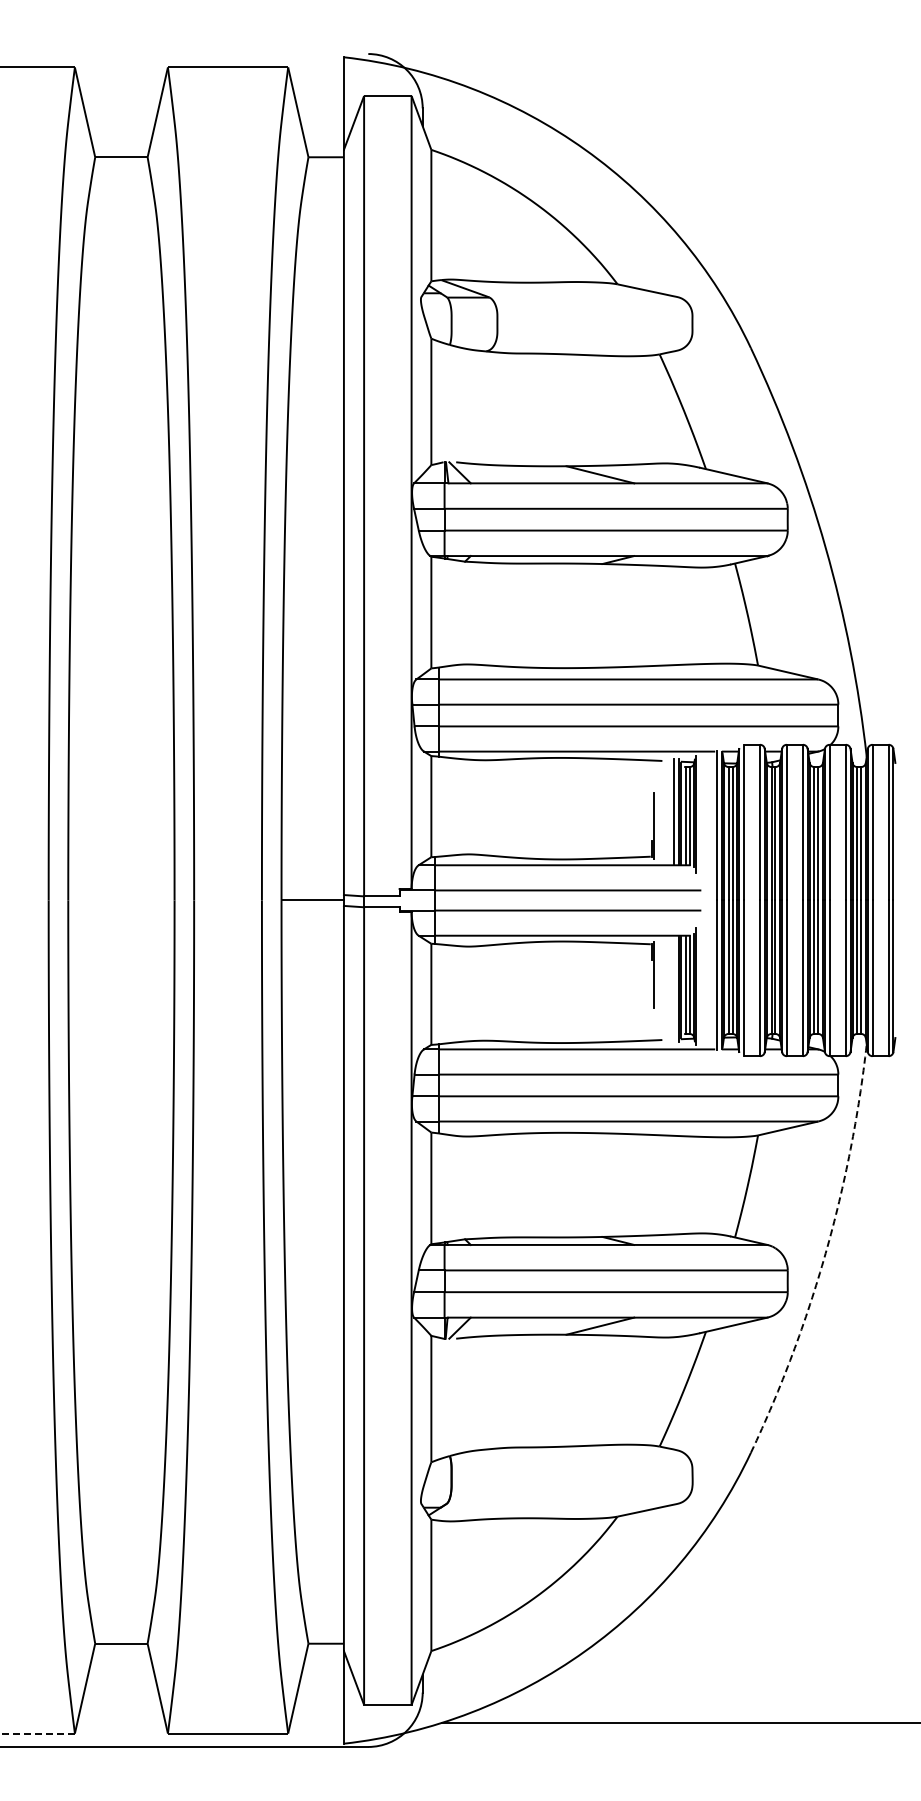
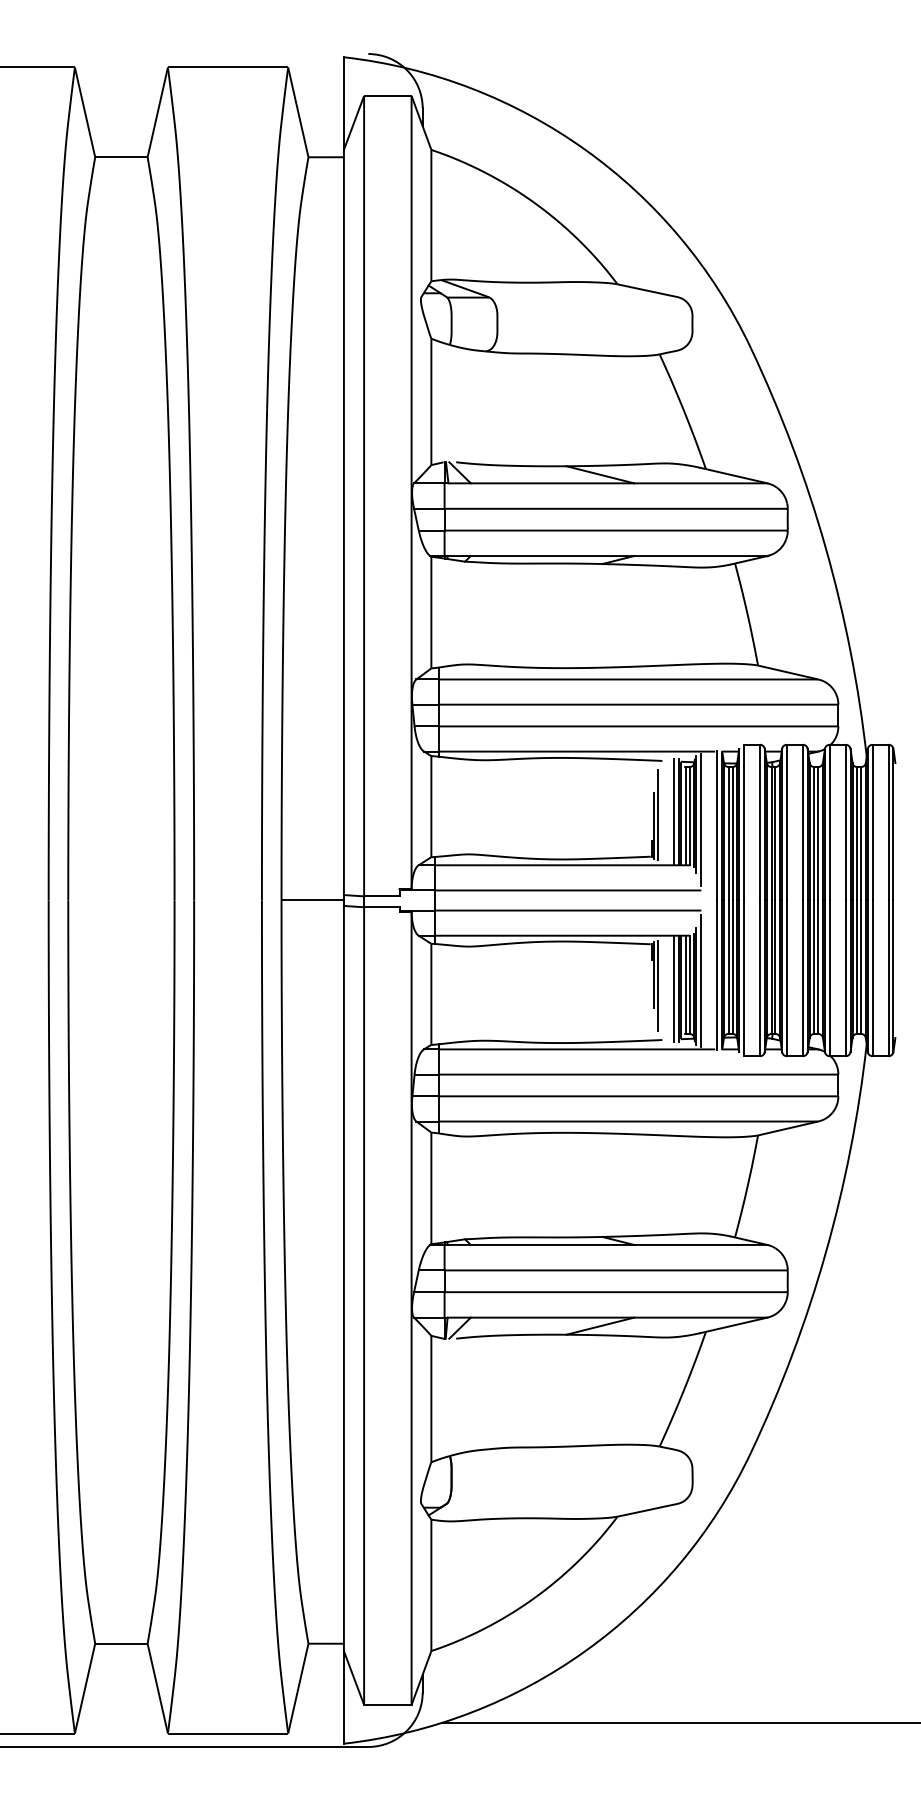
line: none -> present (658, 815)
line: none -> present (701, 820)
line: none -> present (701, 980)
line: none -> present (658, 985)
line: none -> present (674, 989)
arc: dashed -> solid (825, 1253)
line: dashed -> solid (37, 1733)
